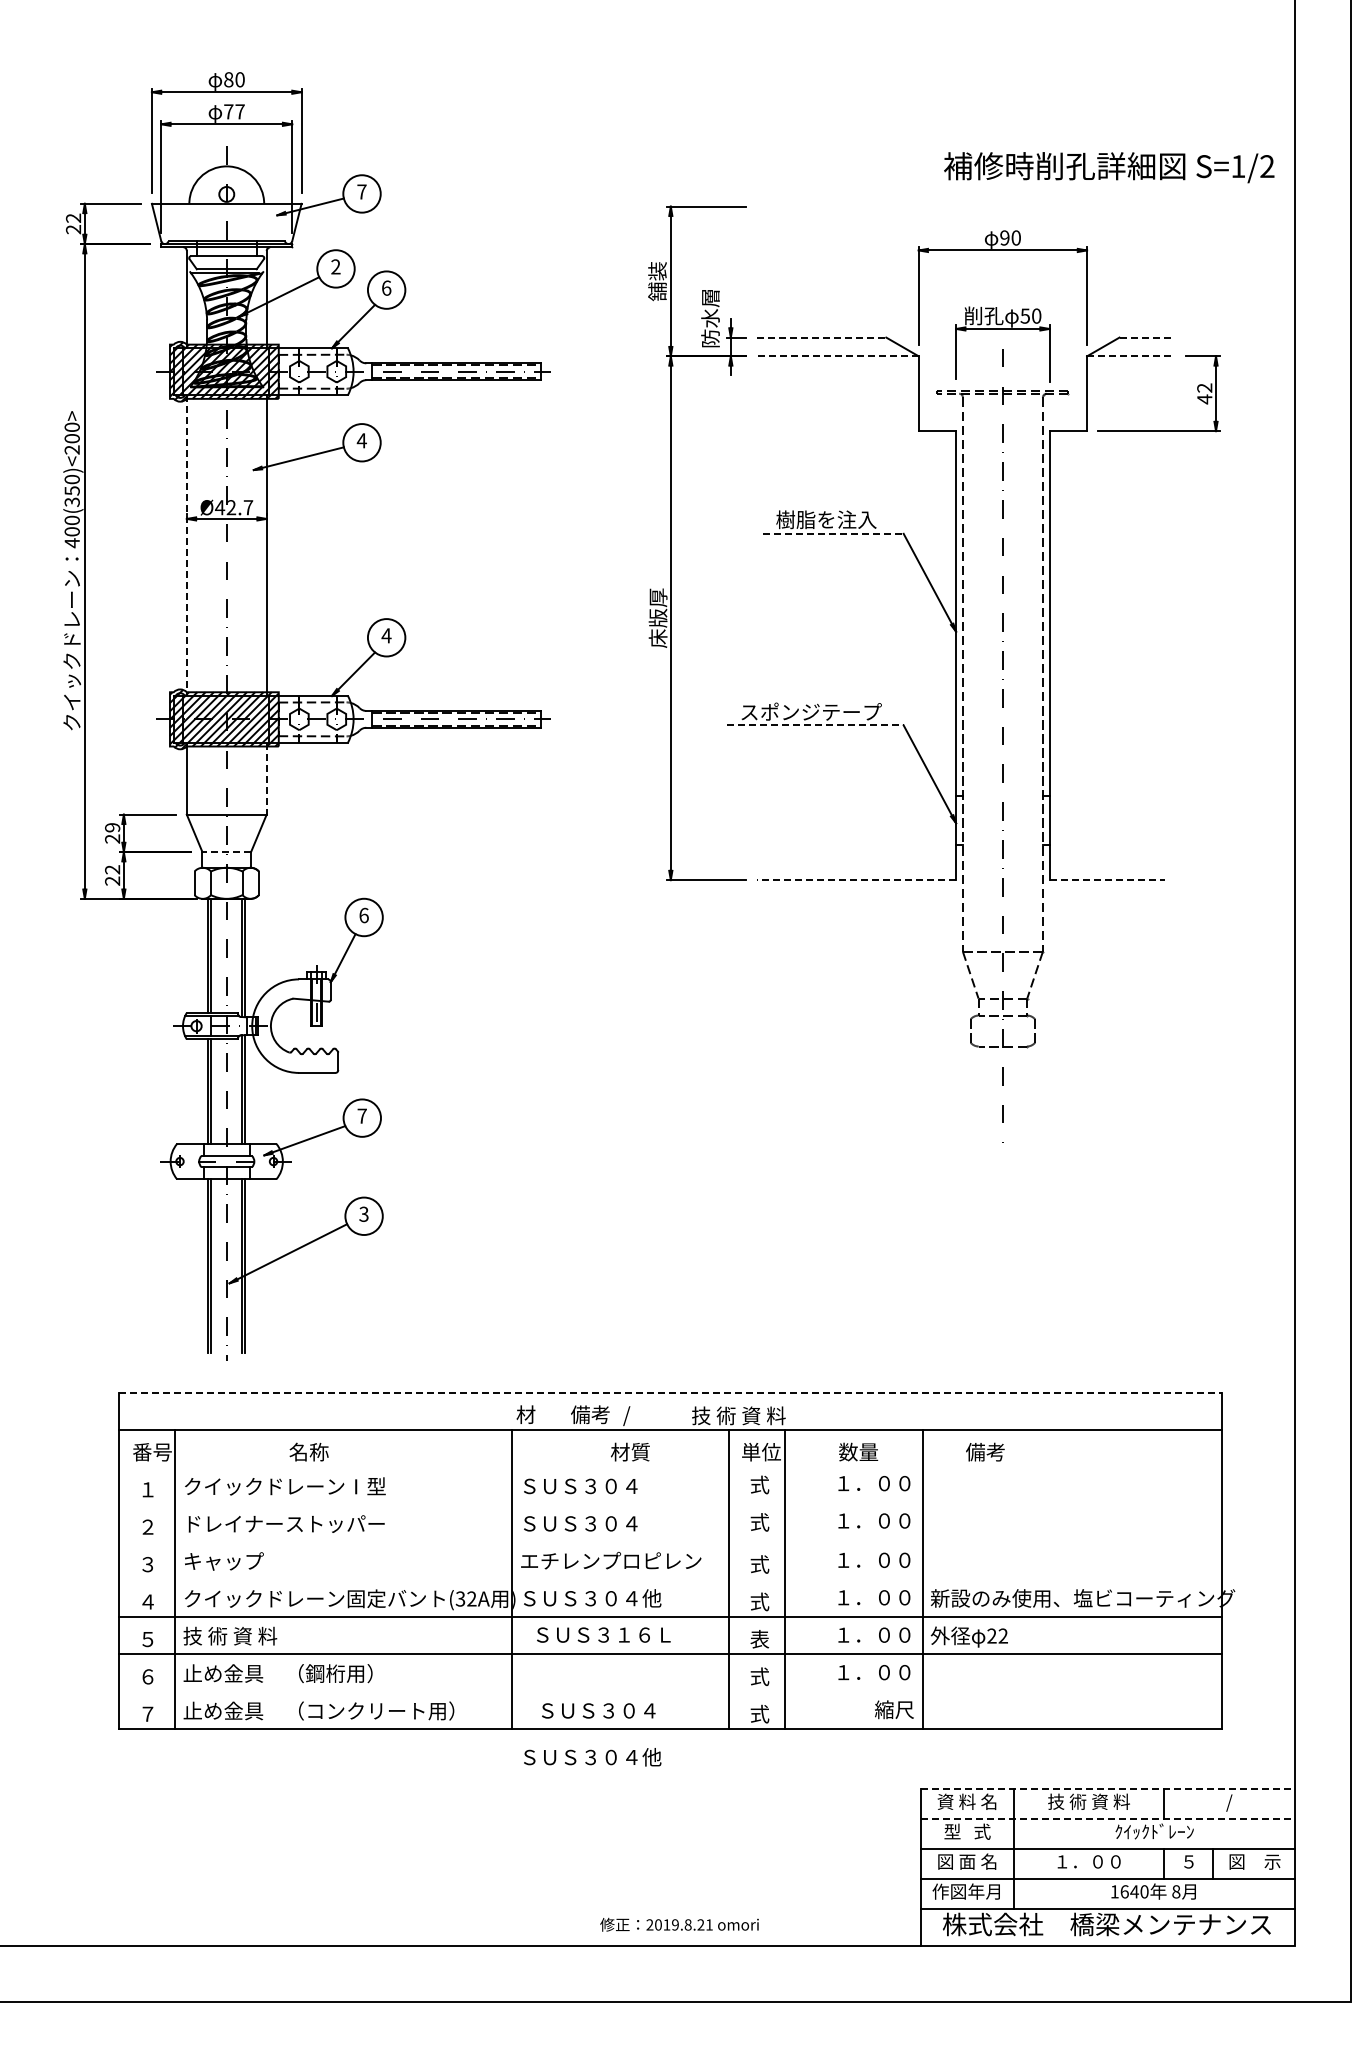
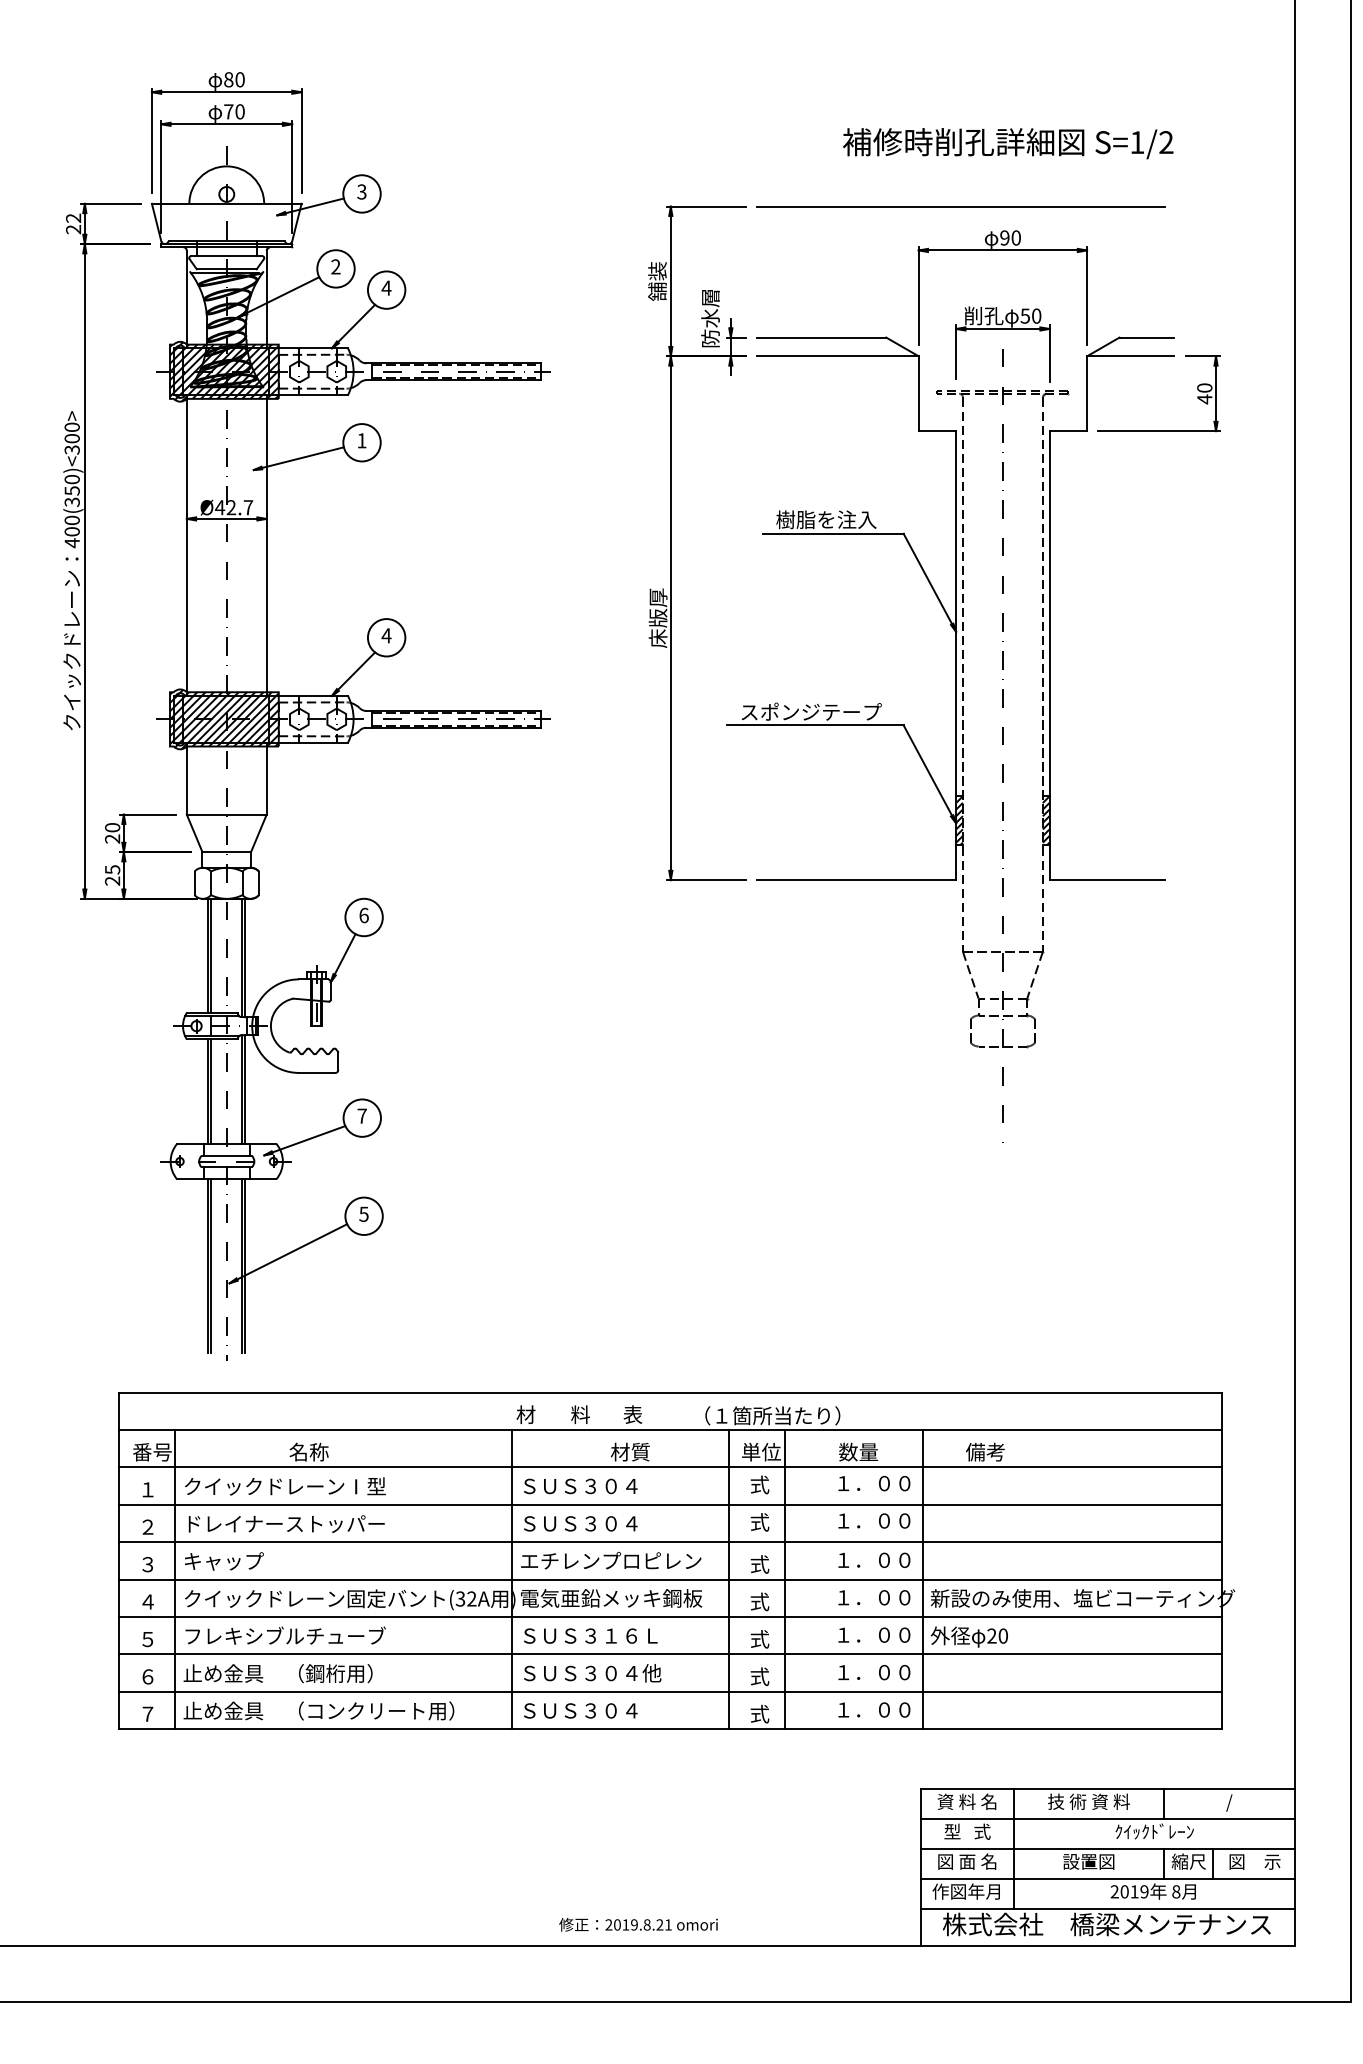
text: 77 -> 70 (239, 111)
text position: (1109, 167) -> (1008, 143) (1008, 143)
text: 7 -> 3 (361, 191)
line: none -> present (960, 206)
text: 6 -> 4 (386, 287)
line: dashed -> solid (821, 337)
line: dashed -> solid (1147, 337)
line: dashed -> solid (837, 356)
line: dashed -> solid (1130, 356)
text: 42 -> 40 (1204, 387)
text: 4 -> 1 (361, 440)
text: 400(350)<200> -> 400(350)<300> (72, 449)
line: dashed -> solid (833, 533)
line: dashed -> solid (186, 546)
line: dashed -> solid (815, 725)
line: dashed -> solid (266, 778)
hatch: none -> present (959, 820)
hatch: none -> present (1045, 820)
text: 29 -> 20 (112, 827)
line: dashed -> solid (226, 852)
text: 22 -> 25 (112, 869)
line: dashed -> solid (856, 880)
line: dashed -> solid (1107, 880)
text: 3 -> 5 (363, 1213)
line: dashed -> solid (670, 1392)
text: 備考 -> 料 (590, 1414)
text: / -> 表 (632, 1415)
text: 技 術 資 料 -> （１箇所当たり） (766, 1415)
line: none -> present (670, 1467)
line: none -> present (670, 1504)
line: none -> present (670, 1542)
line: none -> present (670, 1579)
text: ＳＵＳ３０４他 -> 電気亜鉛メッキ鋼板 (611, 1598)
text position: (603, 1634) -> (590, 1635) (590, 1635)
text: 技 術 資 料 -> フレキシブルチューブ (284, 1635)
text: 22 -> 20 (1002, 1635)
text: 表 -> 式 (759, 1639)
line: none -> present (670, 1691)
text: 縮尺 -> １．００ (875, 1709)
text position: (598, 1710) -> (580, 1710) (580, 1710)
text position: (592, 1757) -> (592, 1673) (592, 1673)
line: dashed -> solid (1108, 1788)
line: dashed -> solid (1108, 1818)
text: １．００ -> 設置図 (1088, 1861)
text: ５ -> 縮尺 (1188, 1861)
text: 1640 -> 2019 (1129, 1891)
text position: (679, 1924) -> (638, 1924) (638, 1924)
